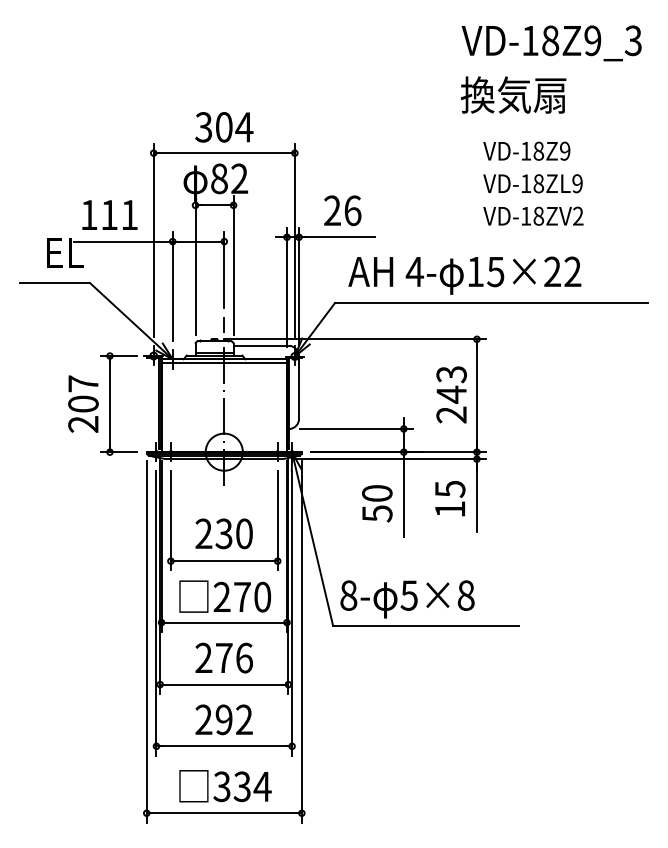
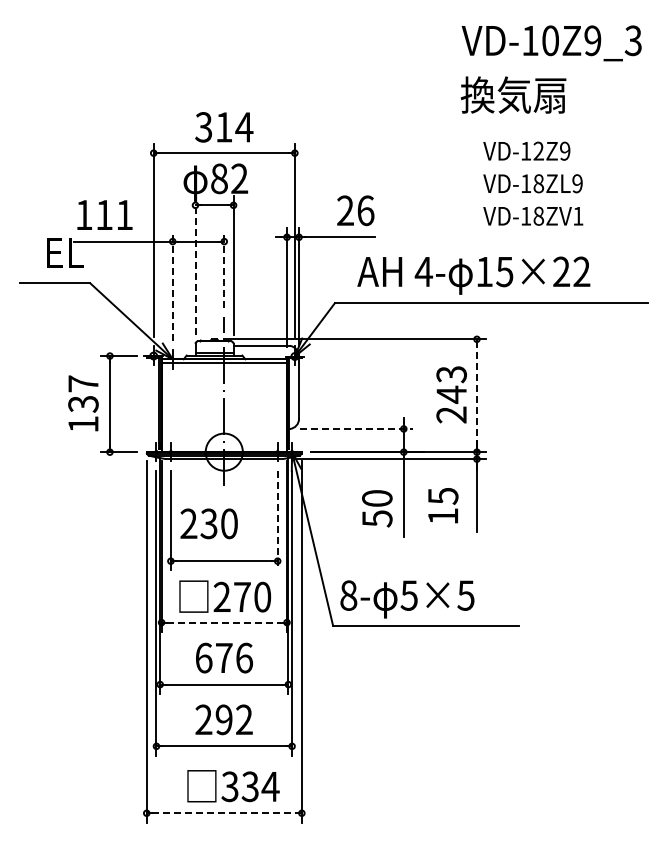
text: VD-18Z9_3 -> VD-10Z9_3 (550, 40)
text: 304 -> 314 (224, 127)
text: VD-18Z9 -> VD-12Z9 (538, 150)
text position: (342, 210) -> (355, 210) (355, 210)
text position: (109, 214) -> (104, 214) (104, 214)
text: VD-18ZV2 -> VD-18ZV1 (578, 215)
line: solid -> dashed (195, 264)
line: solid -> dashed (224, 269)
text position: (464, 275) -> (473, 275) (473, 275)
line: solid -> dashed (172, 286)
line: solid -> dashed (476, 395)
text: 207 -> 137 (83, 413)
line: solid -> dashed (356, 428)
text position: (450, 498) -> (443, 505) (443, 505)
text position: (377, 503) -> (377, 508) (377, 508)
line: solid -> dashed (277, 520)
text position: (223, 533) -> (208, 523) (208, 523)
text: 5×8 -> 5×5 (465, 595)
line: solid -> dashed (224, 622)
text: 276 -> 676 (203, 657)
text position: (225, 786) -> (233, 786) (233, 786)
line: solid -> dashed (224, 813)
